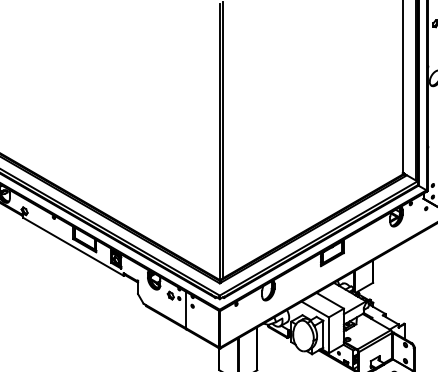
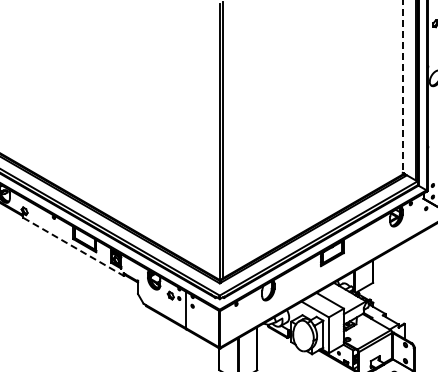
line: solid -> dashed (402, 87)
line: solid -> dashed (73, 246)
